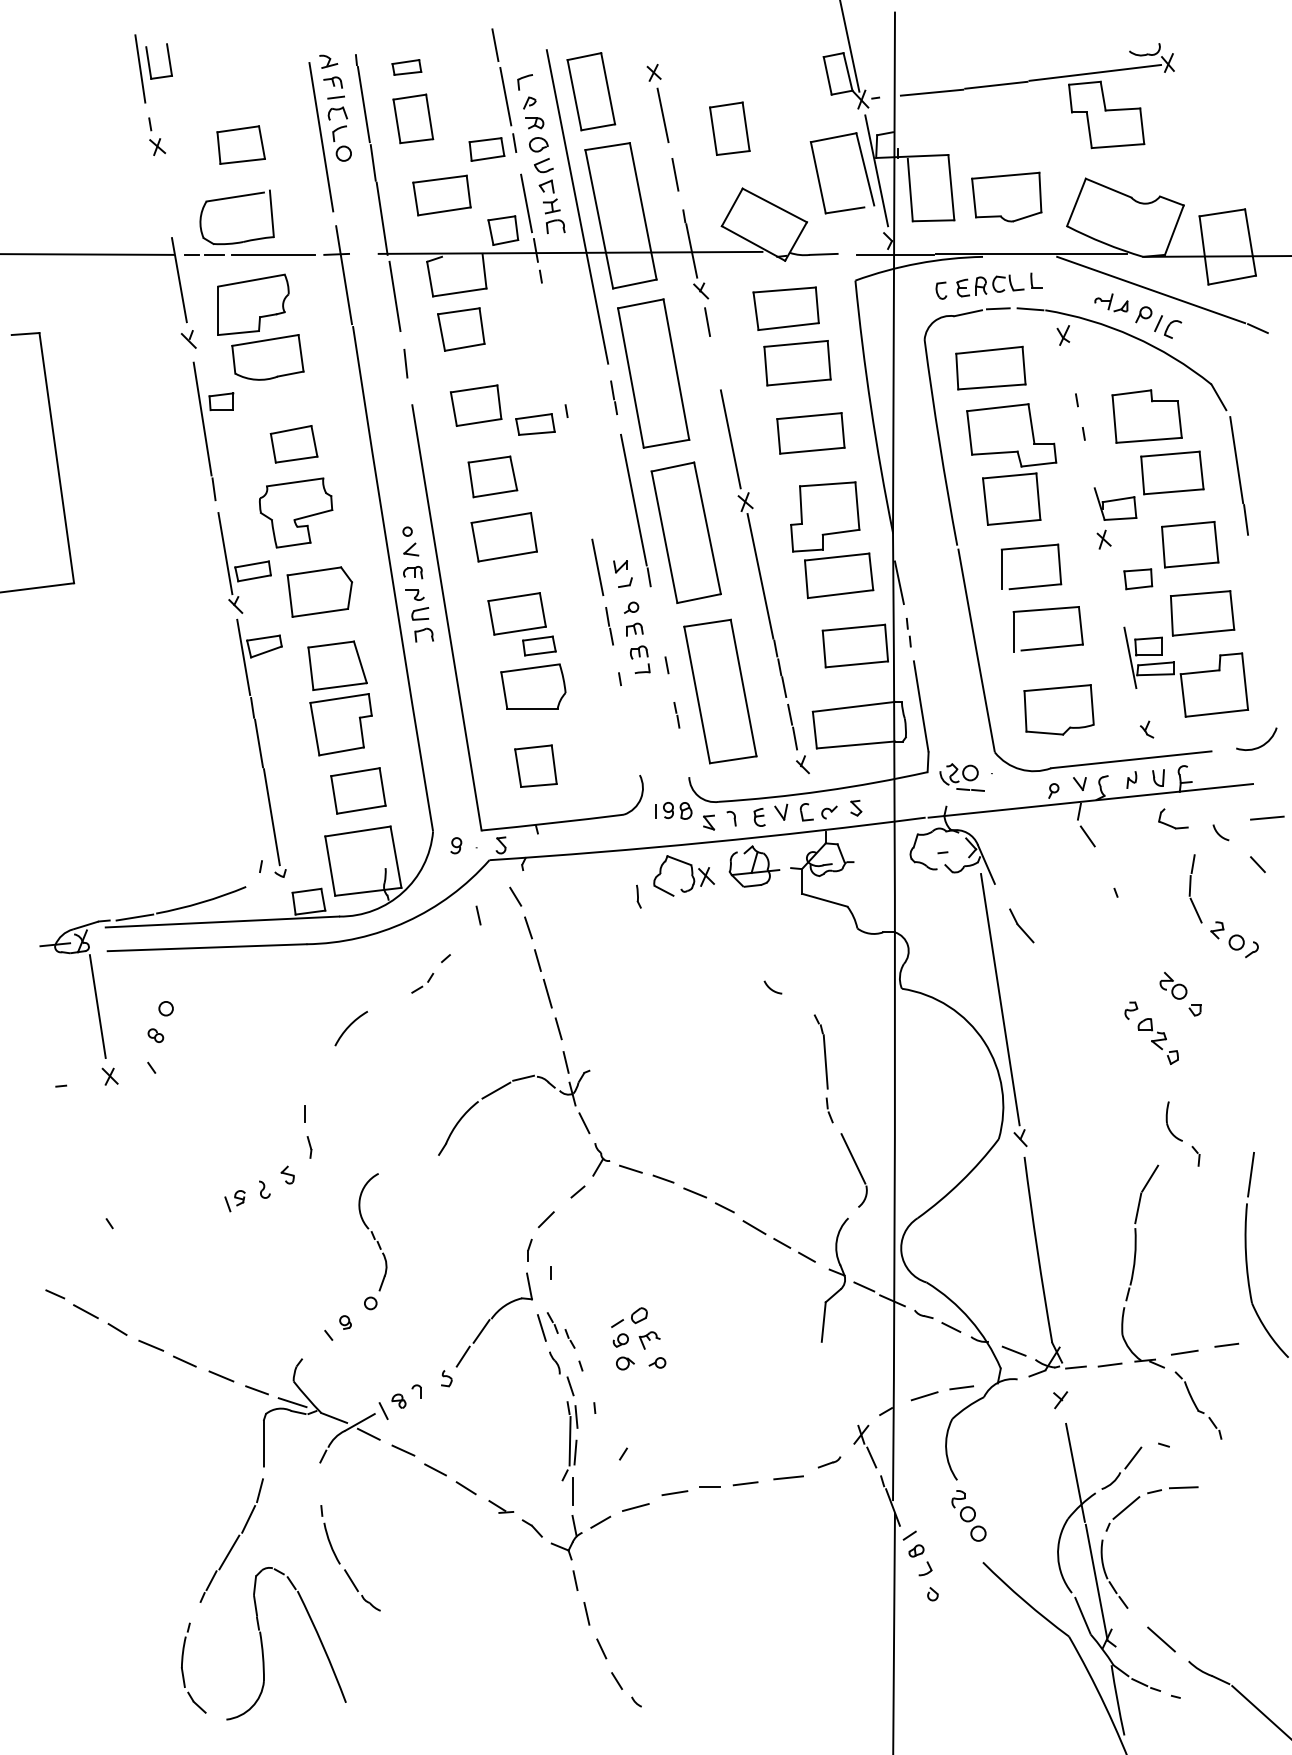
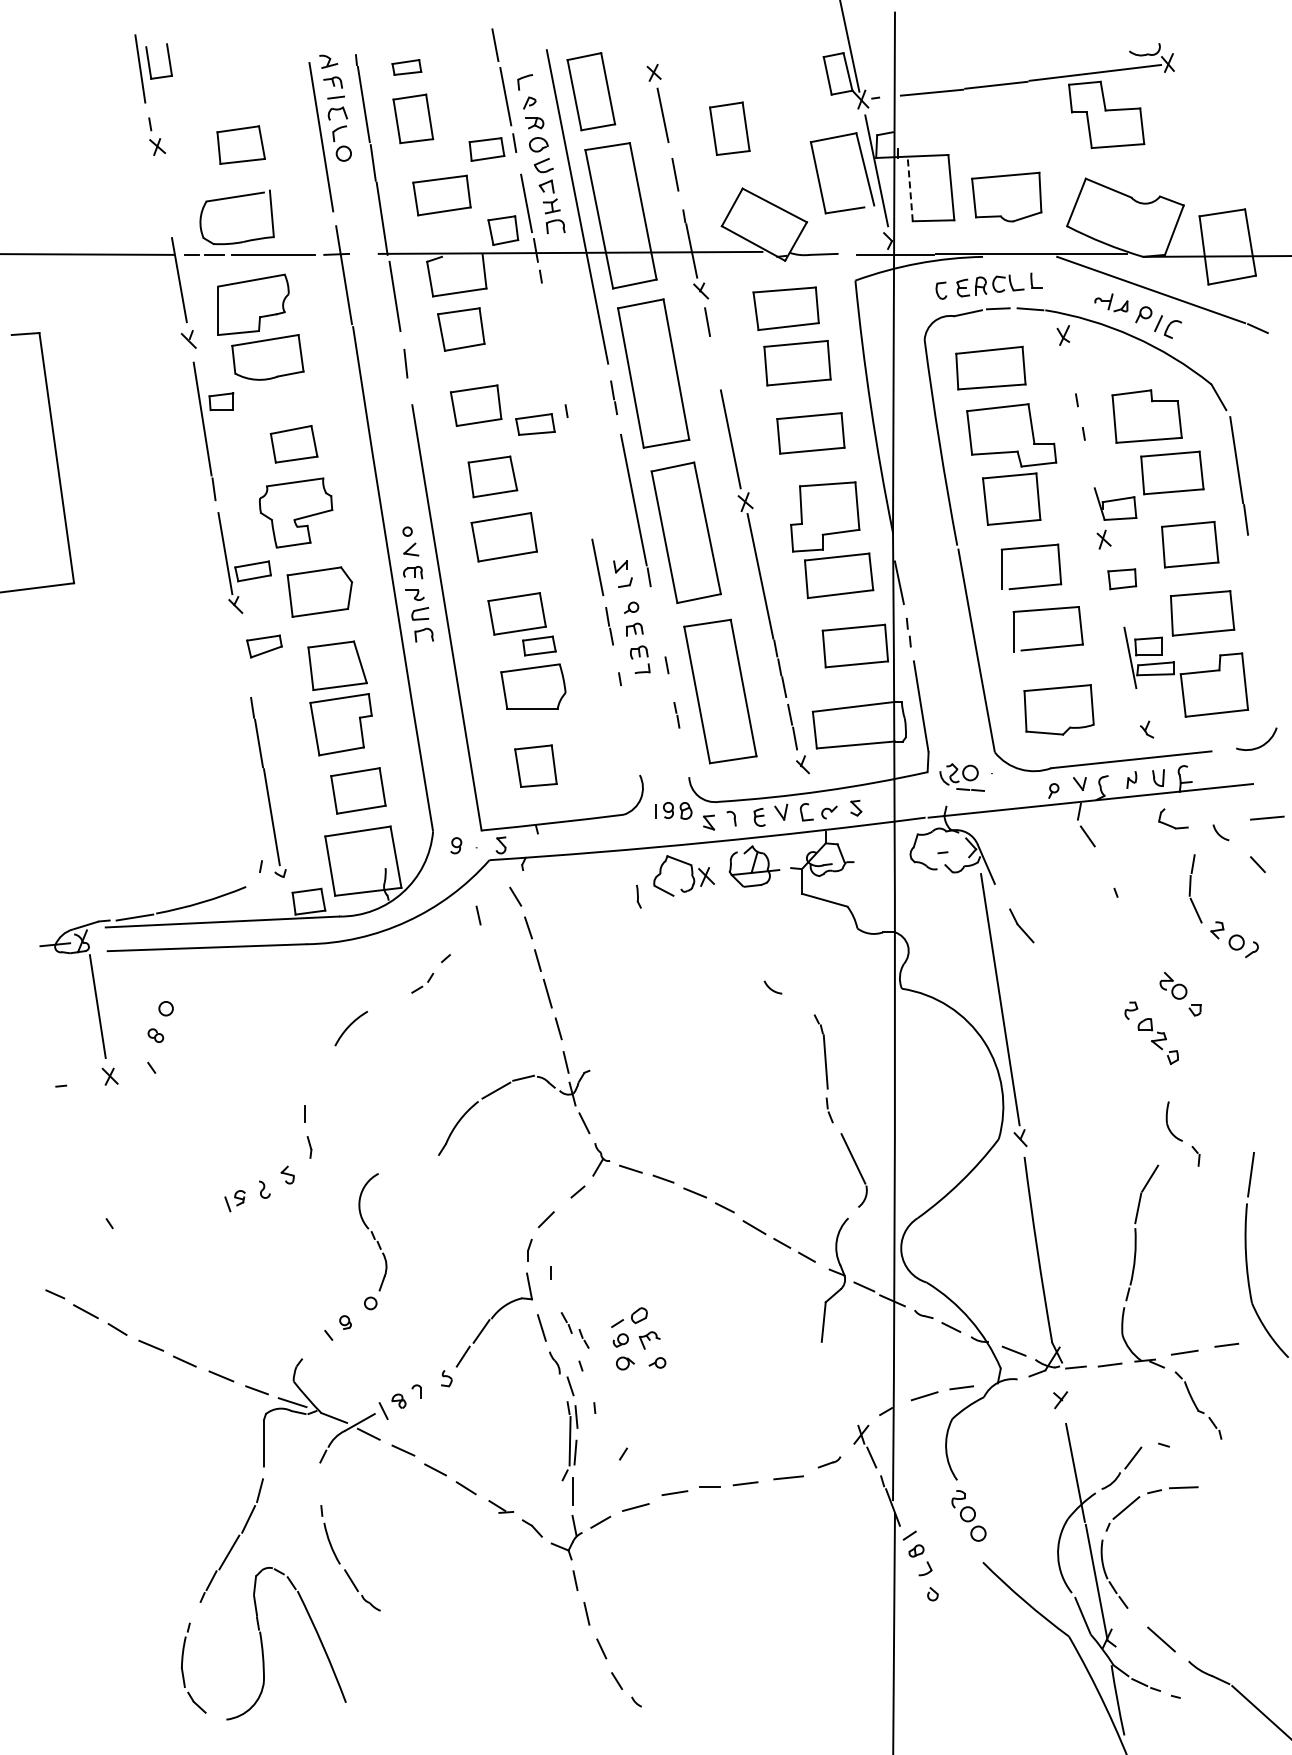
line: solid -> dashed (910, 189)
part position: (1138, 579) -> (1122, 579) (1122, 579)
line: present -> none (243, 657)
part position: (560, 1330) -> (574, 1330) (574, 1330)
